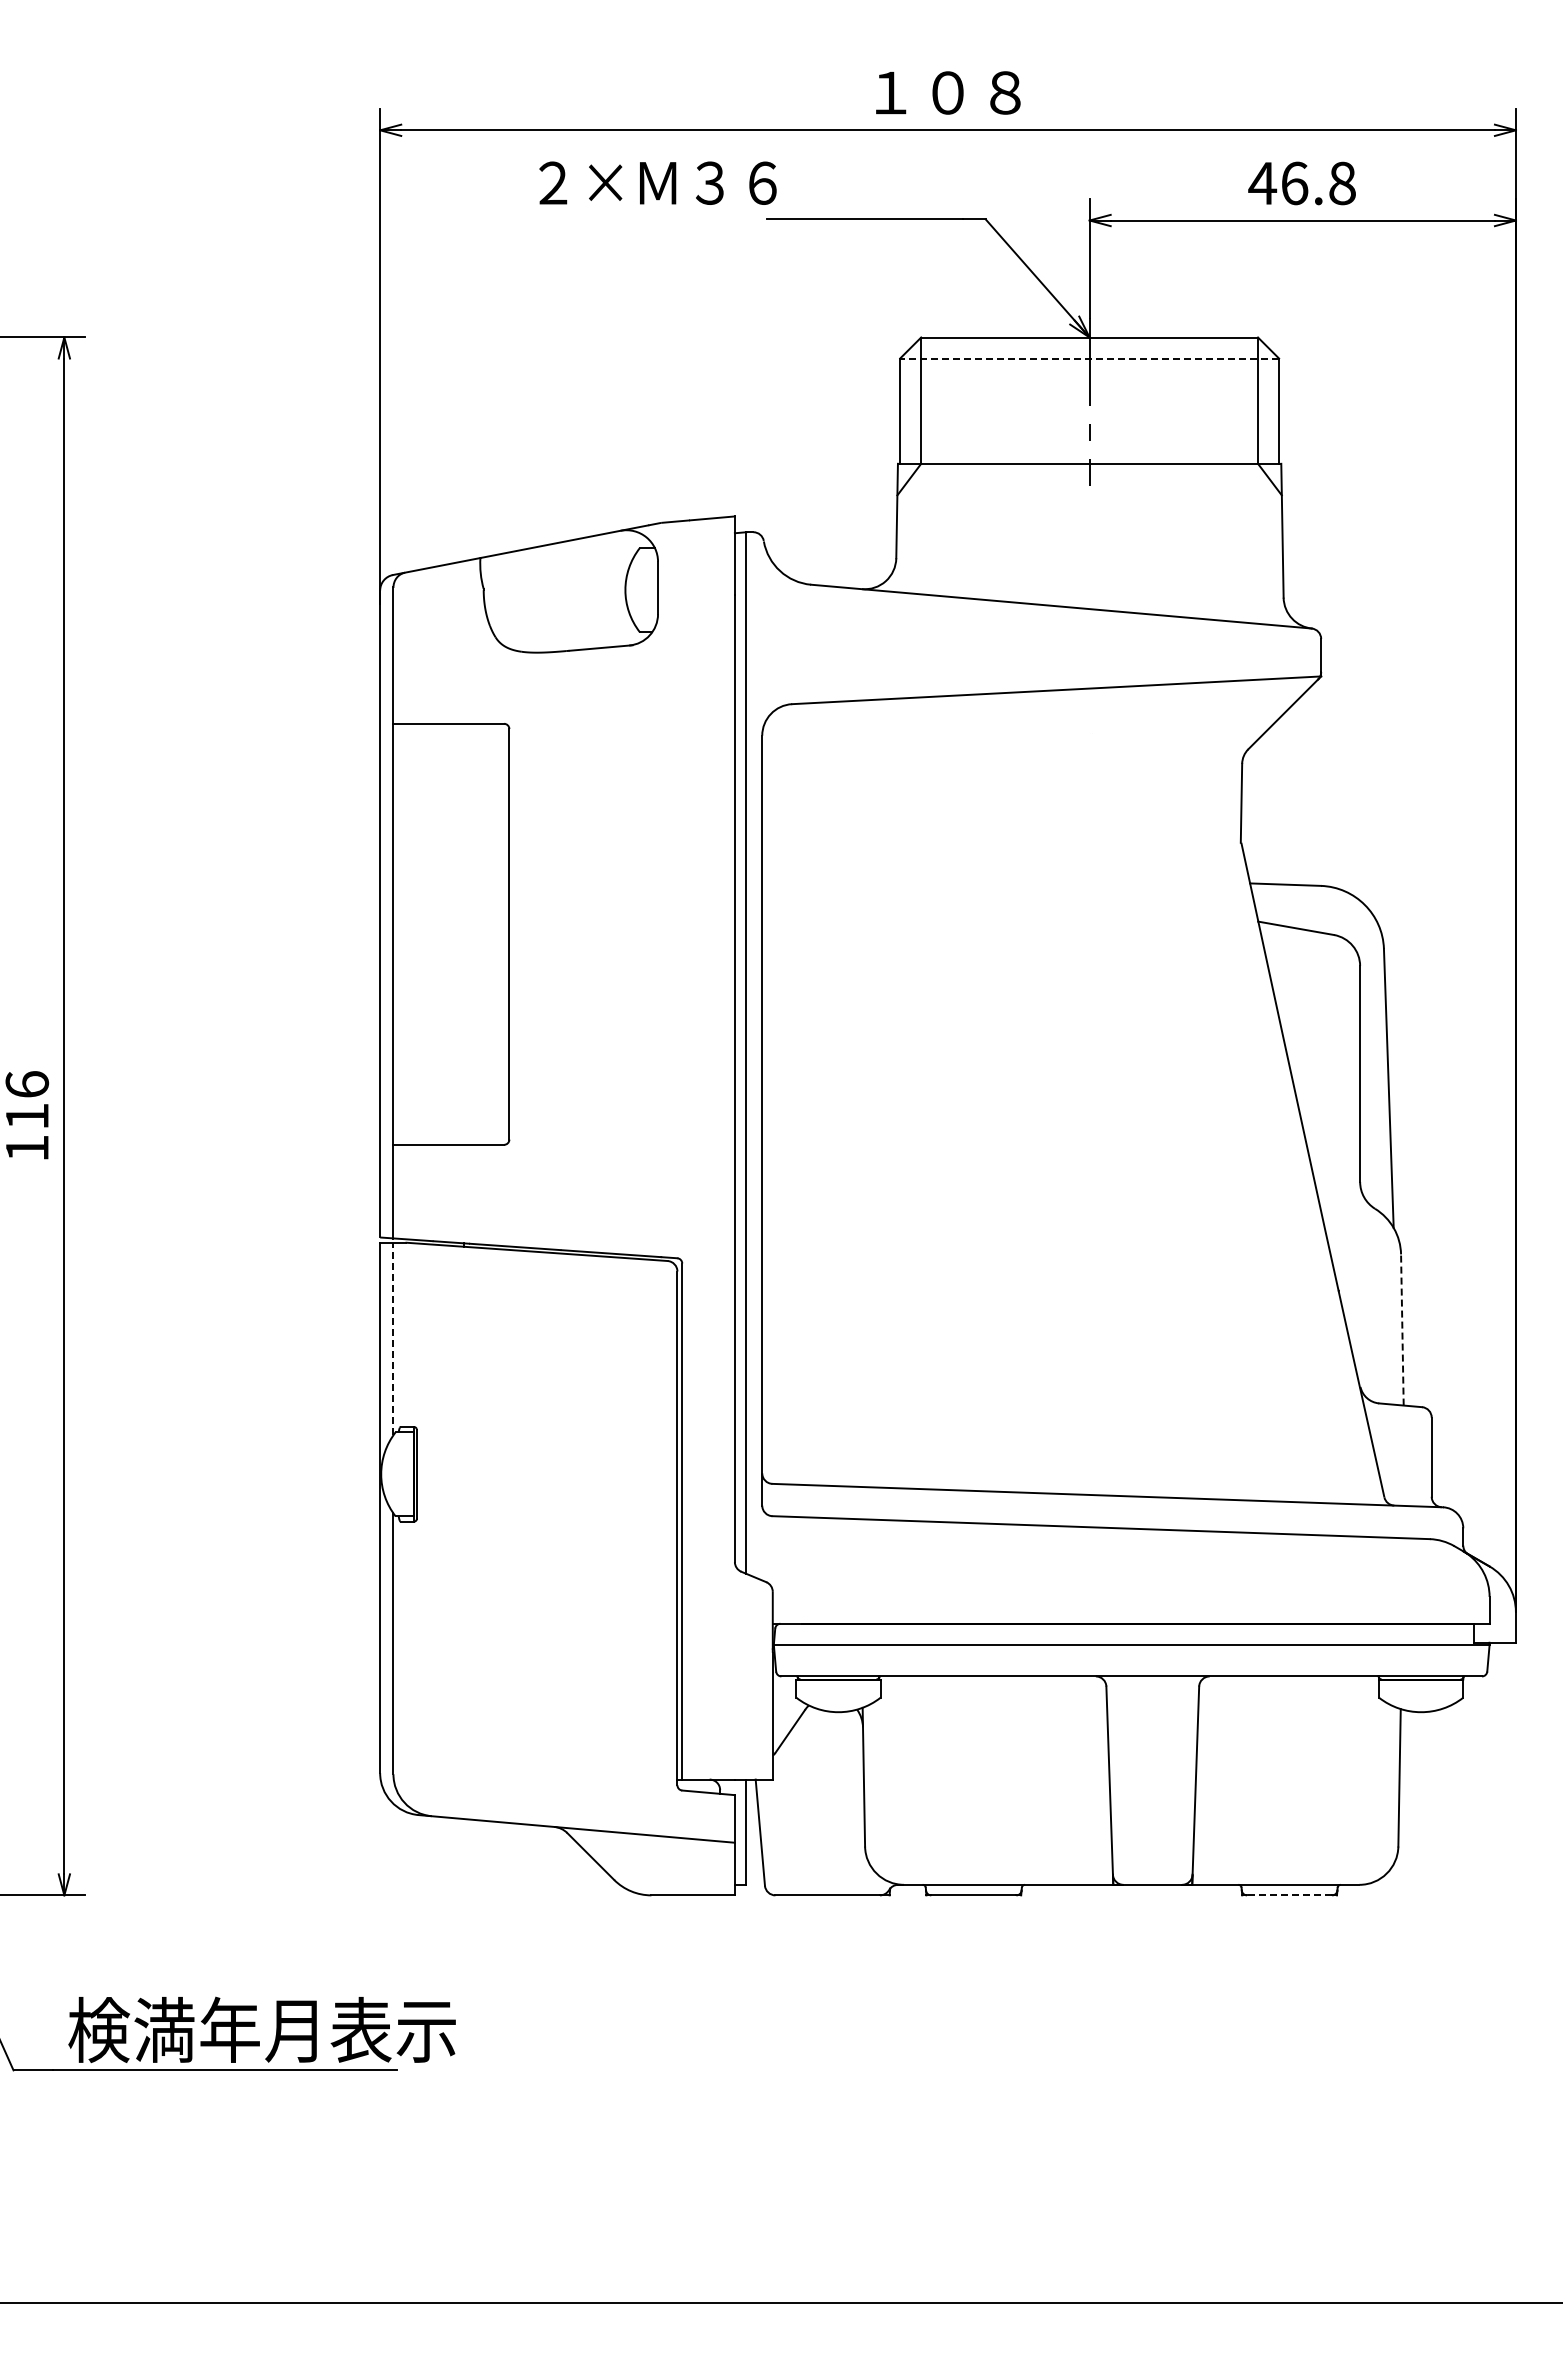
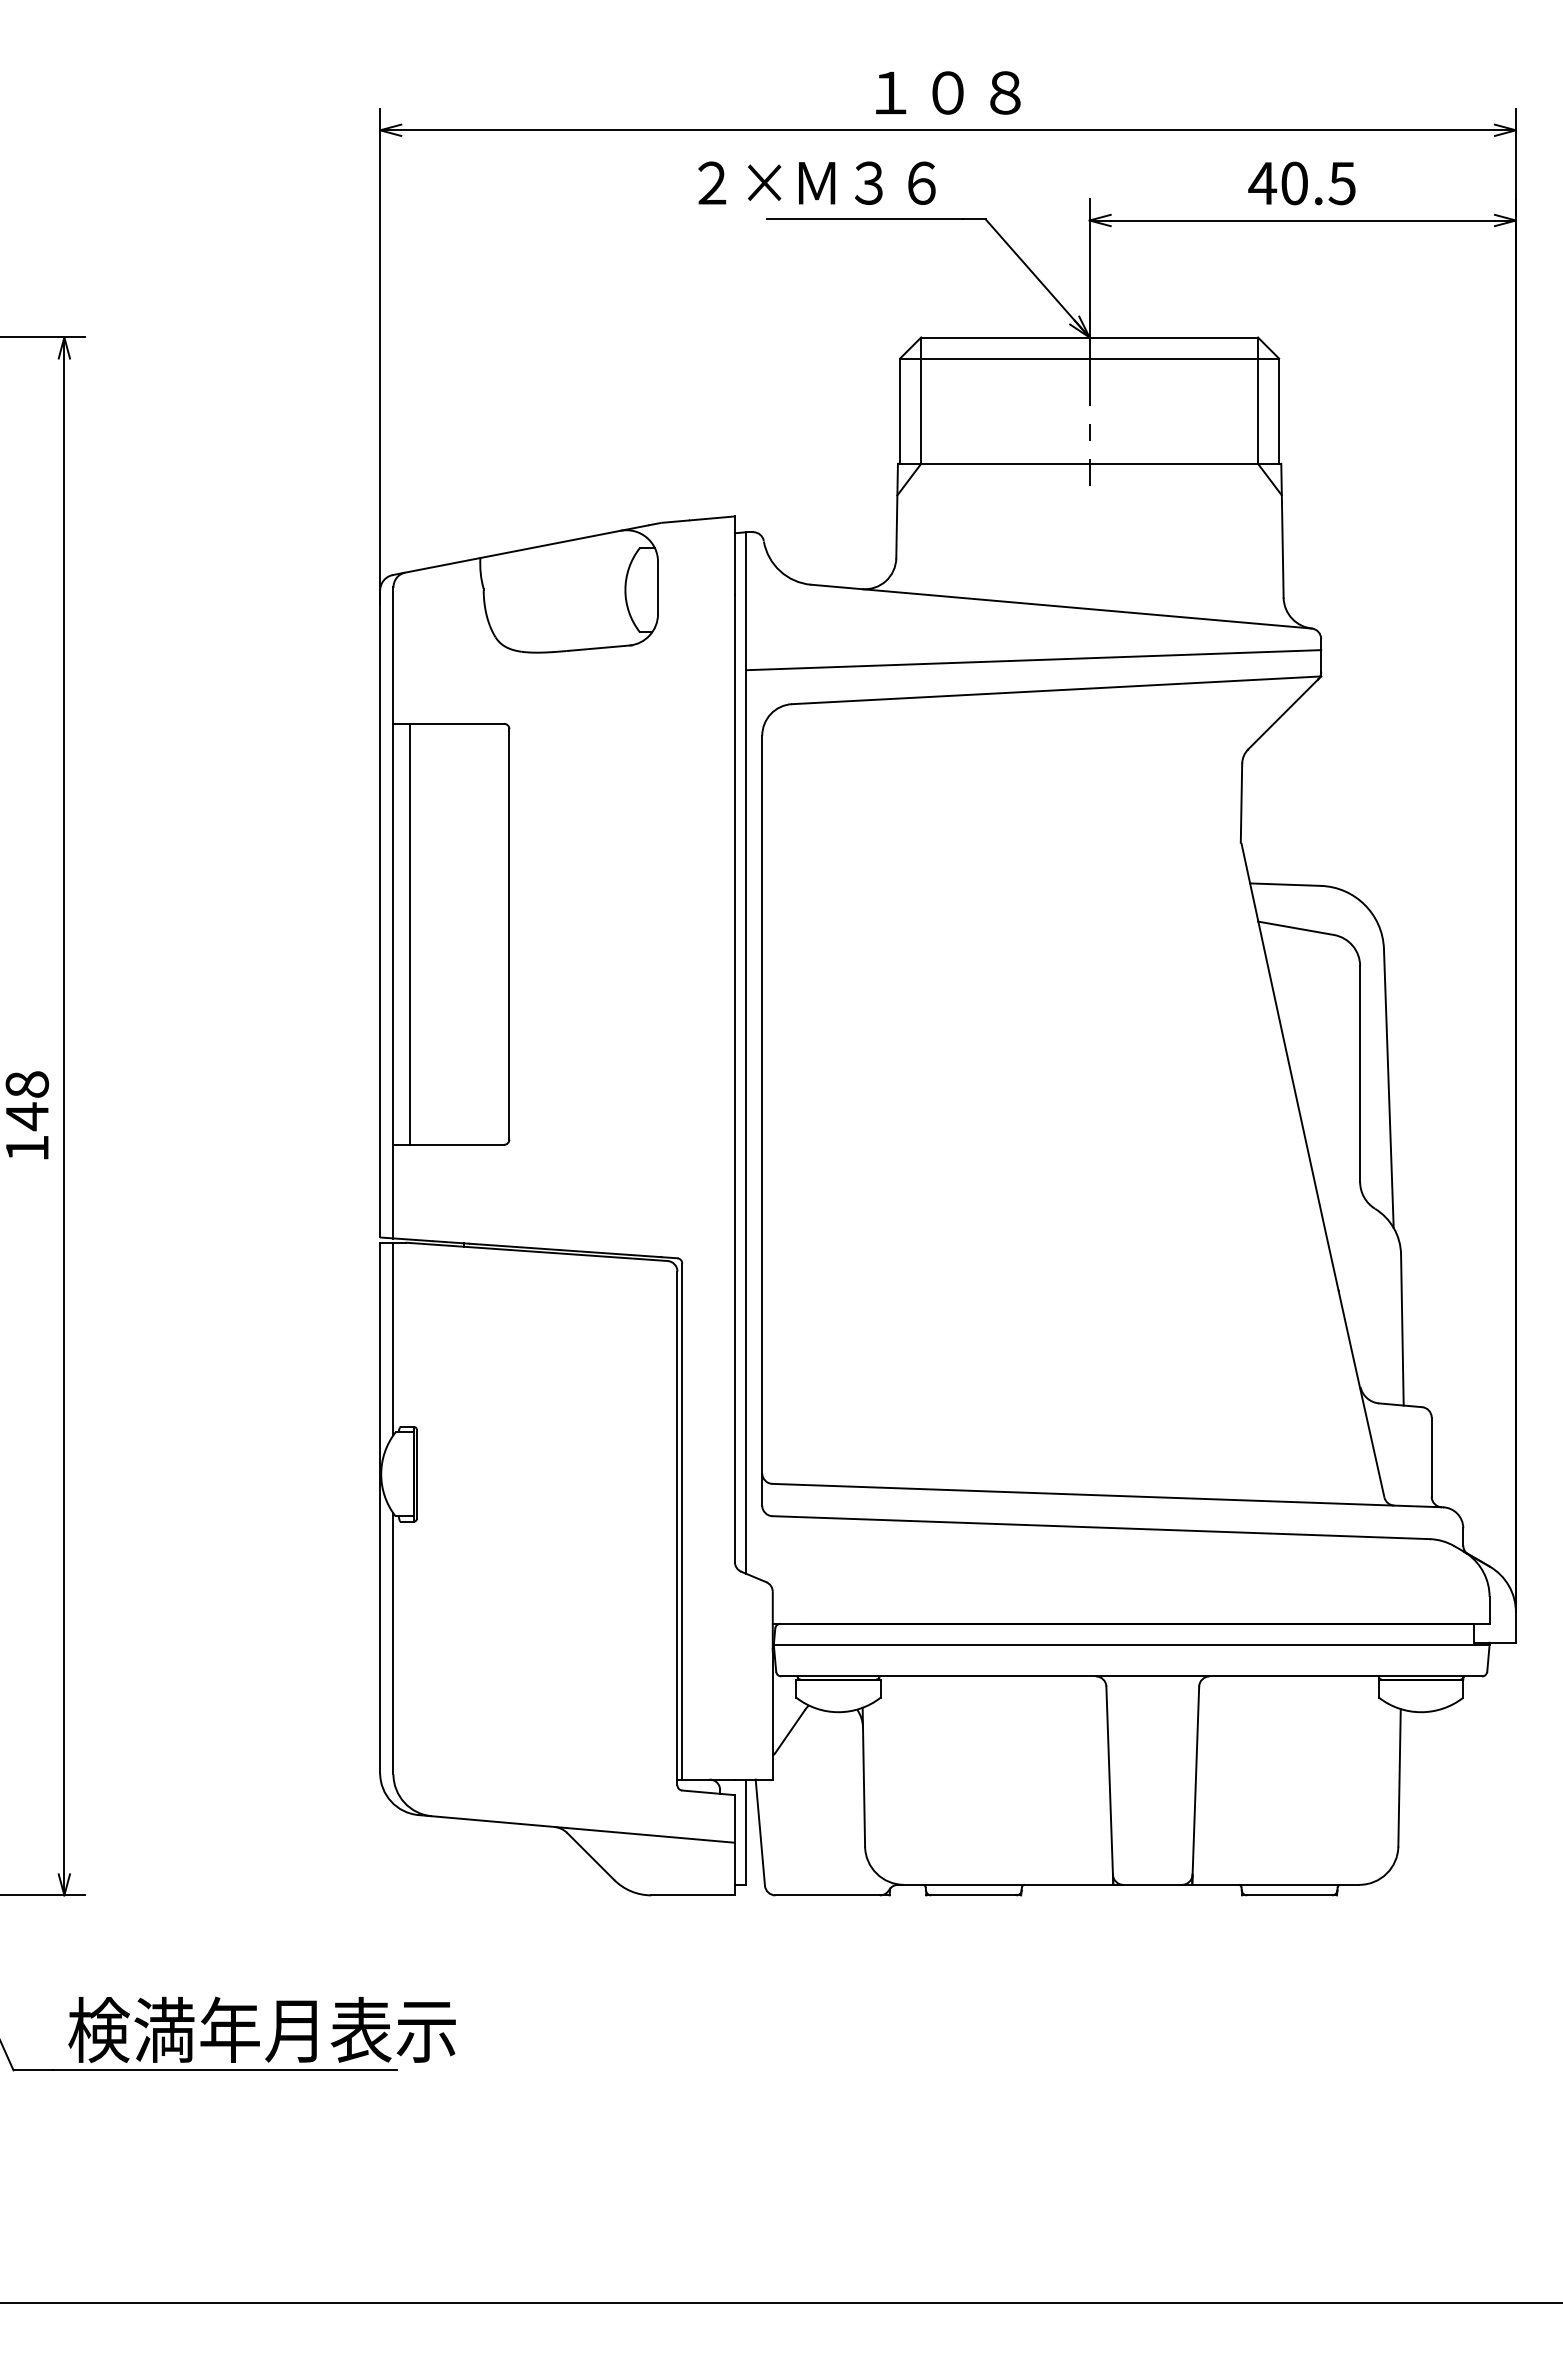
text position: (657, 182) -> (816, 182) (816, 182)
text: 46.8 -> 40.5 (1318, 183)
line: dashed -> solid (1089, 358)
line: none -> present (1033, 660)
line: none -> present (409, 933)
text: 116 -> 148 (27, 1101)
line: dashed -> solid (1402, 1330)
line: dashed -> solid (393, 1338)
line: dashed -> solid (1289, 1895)
